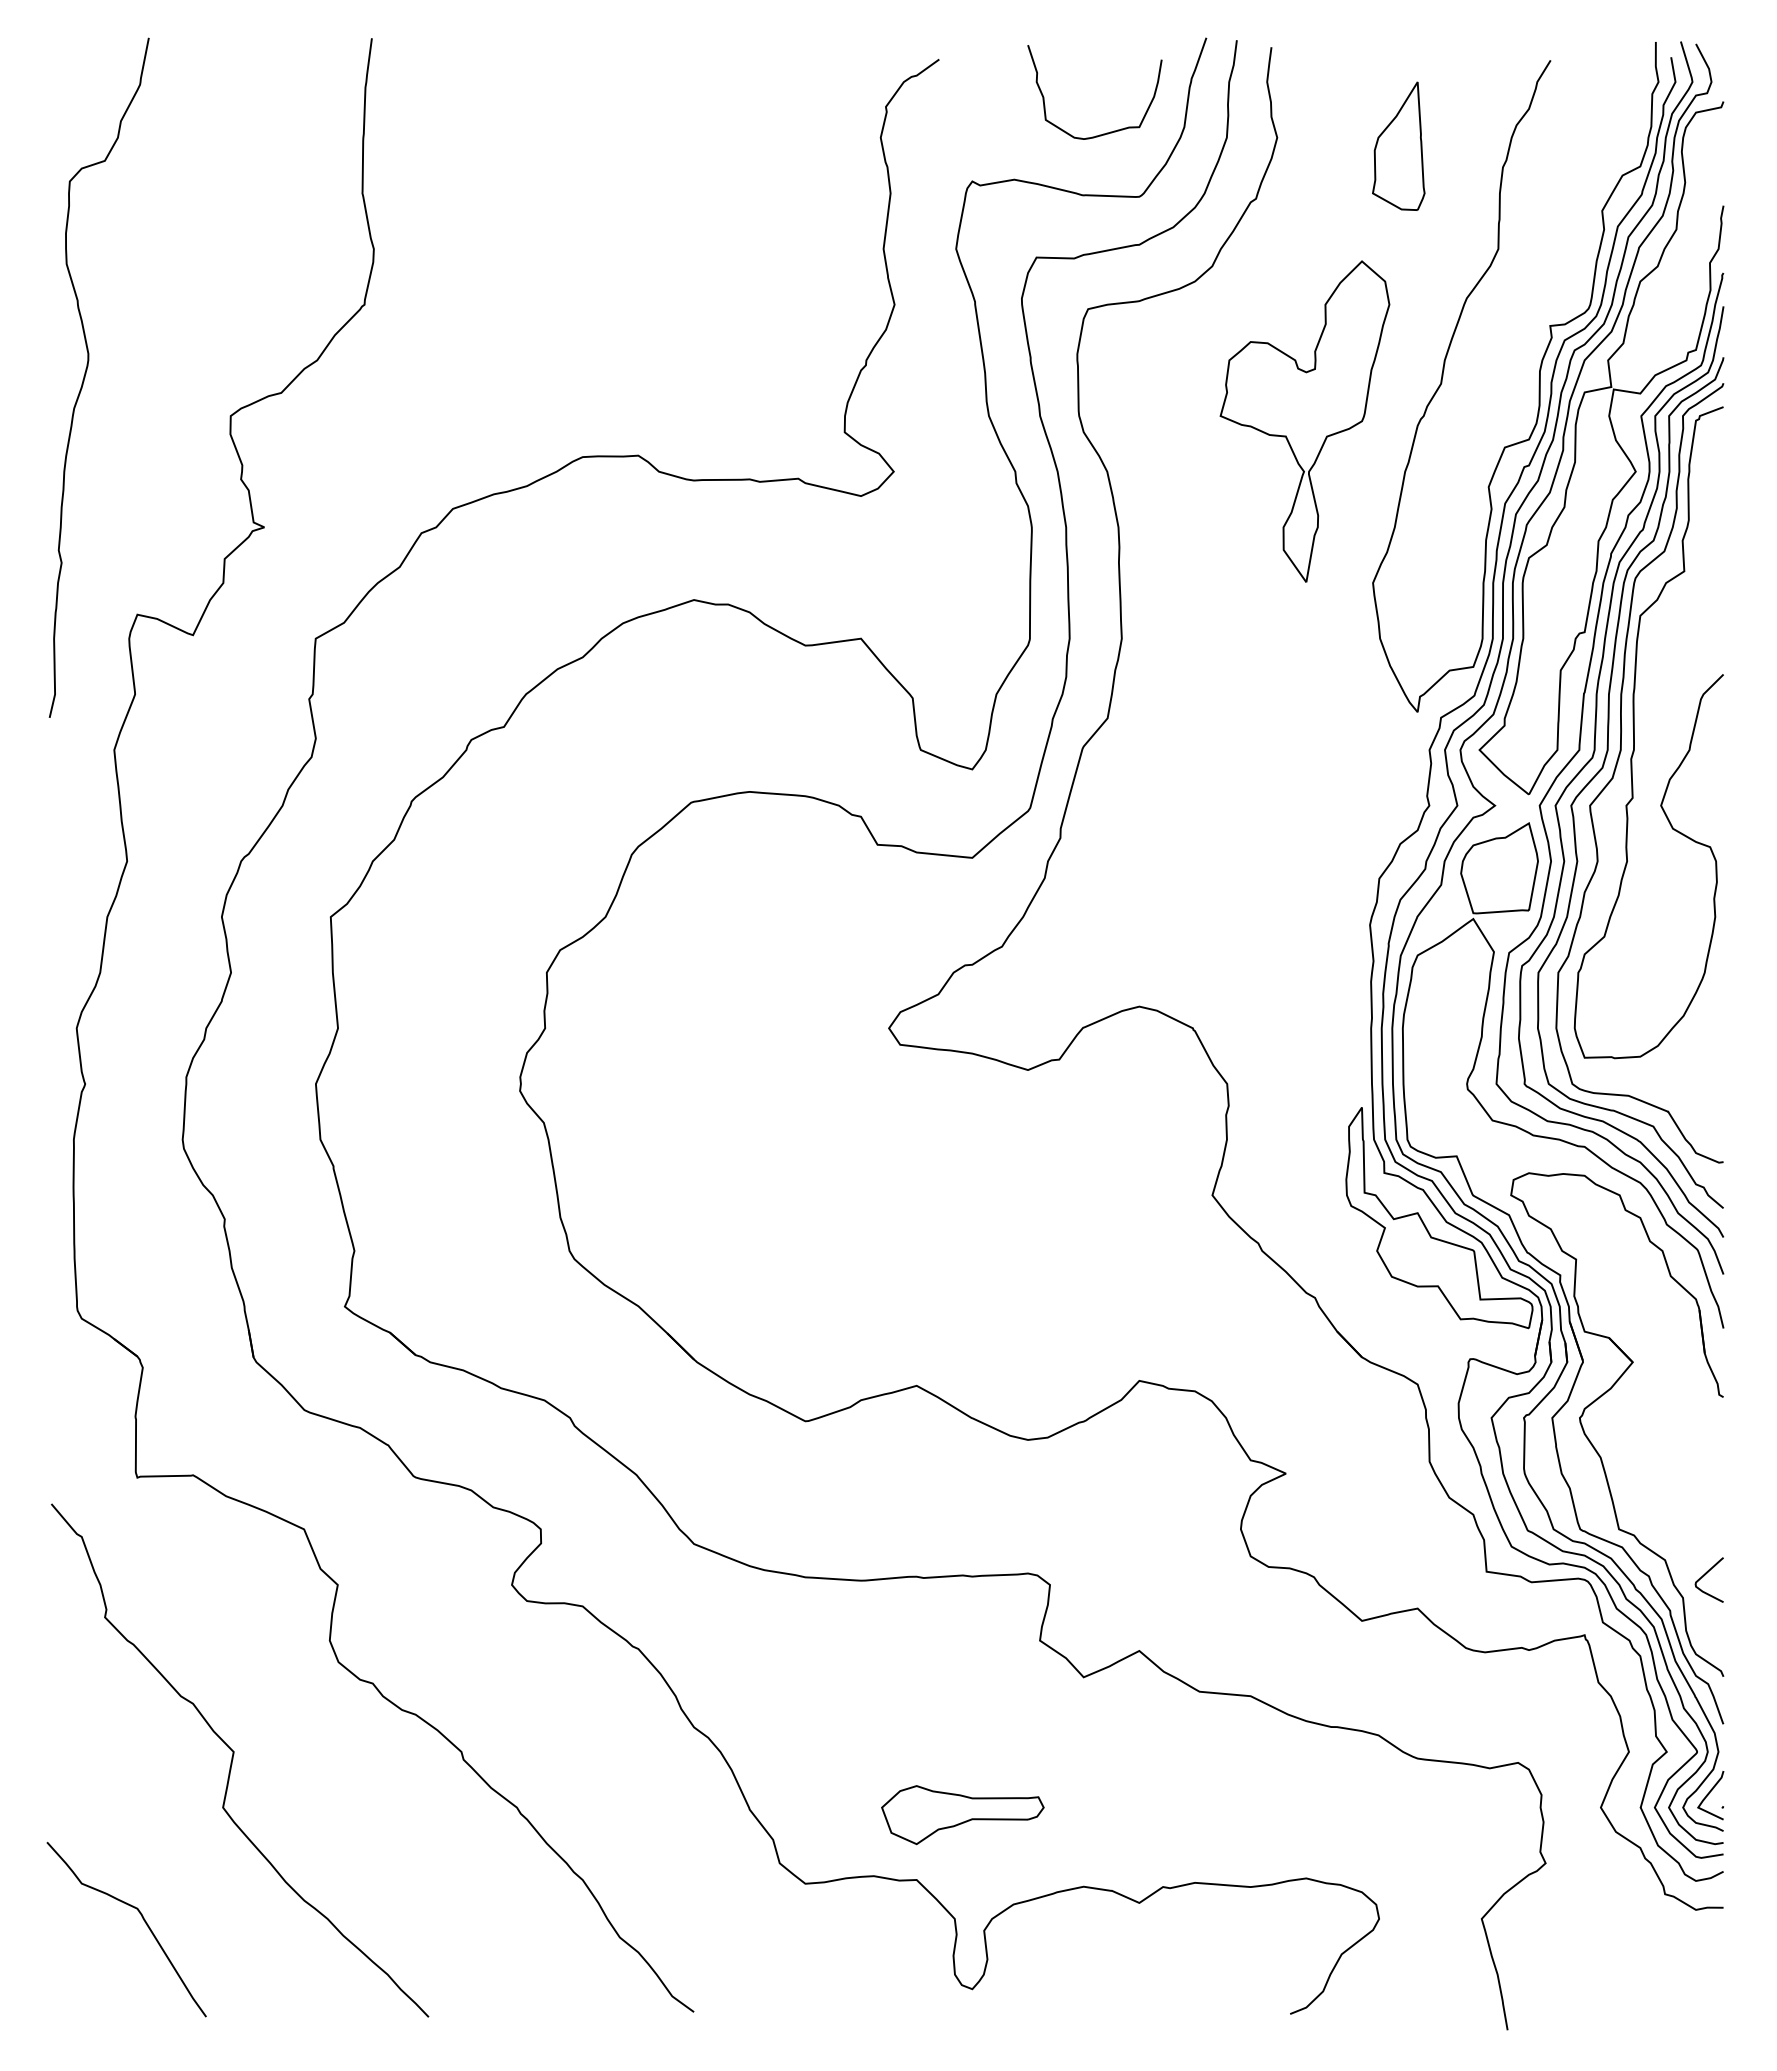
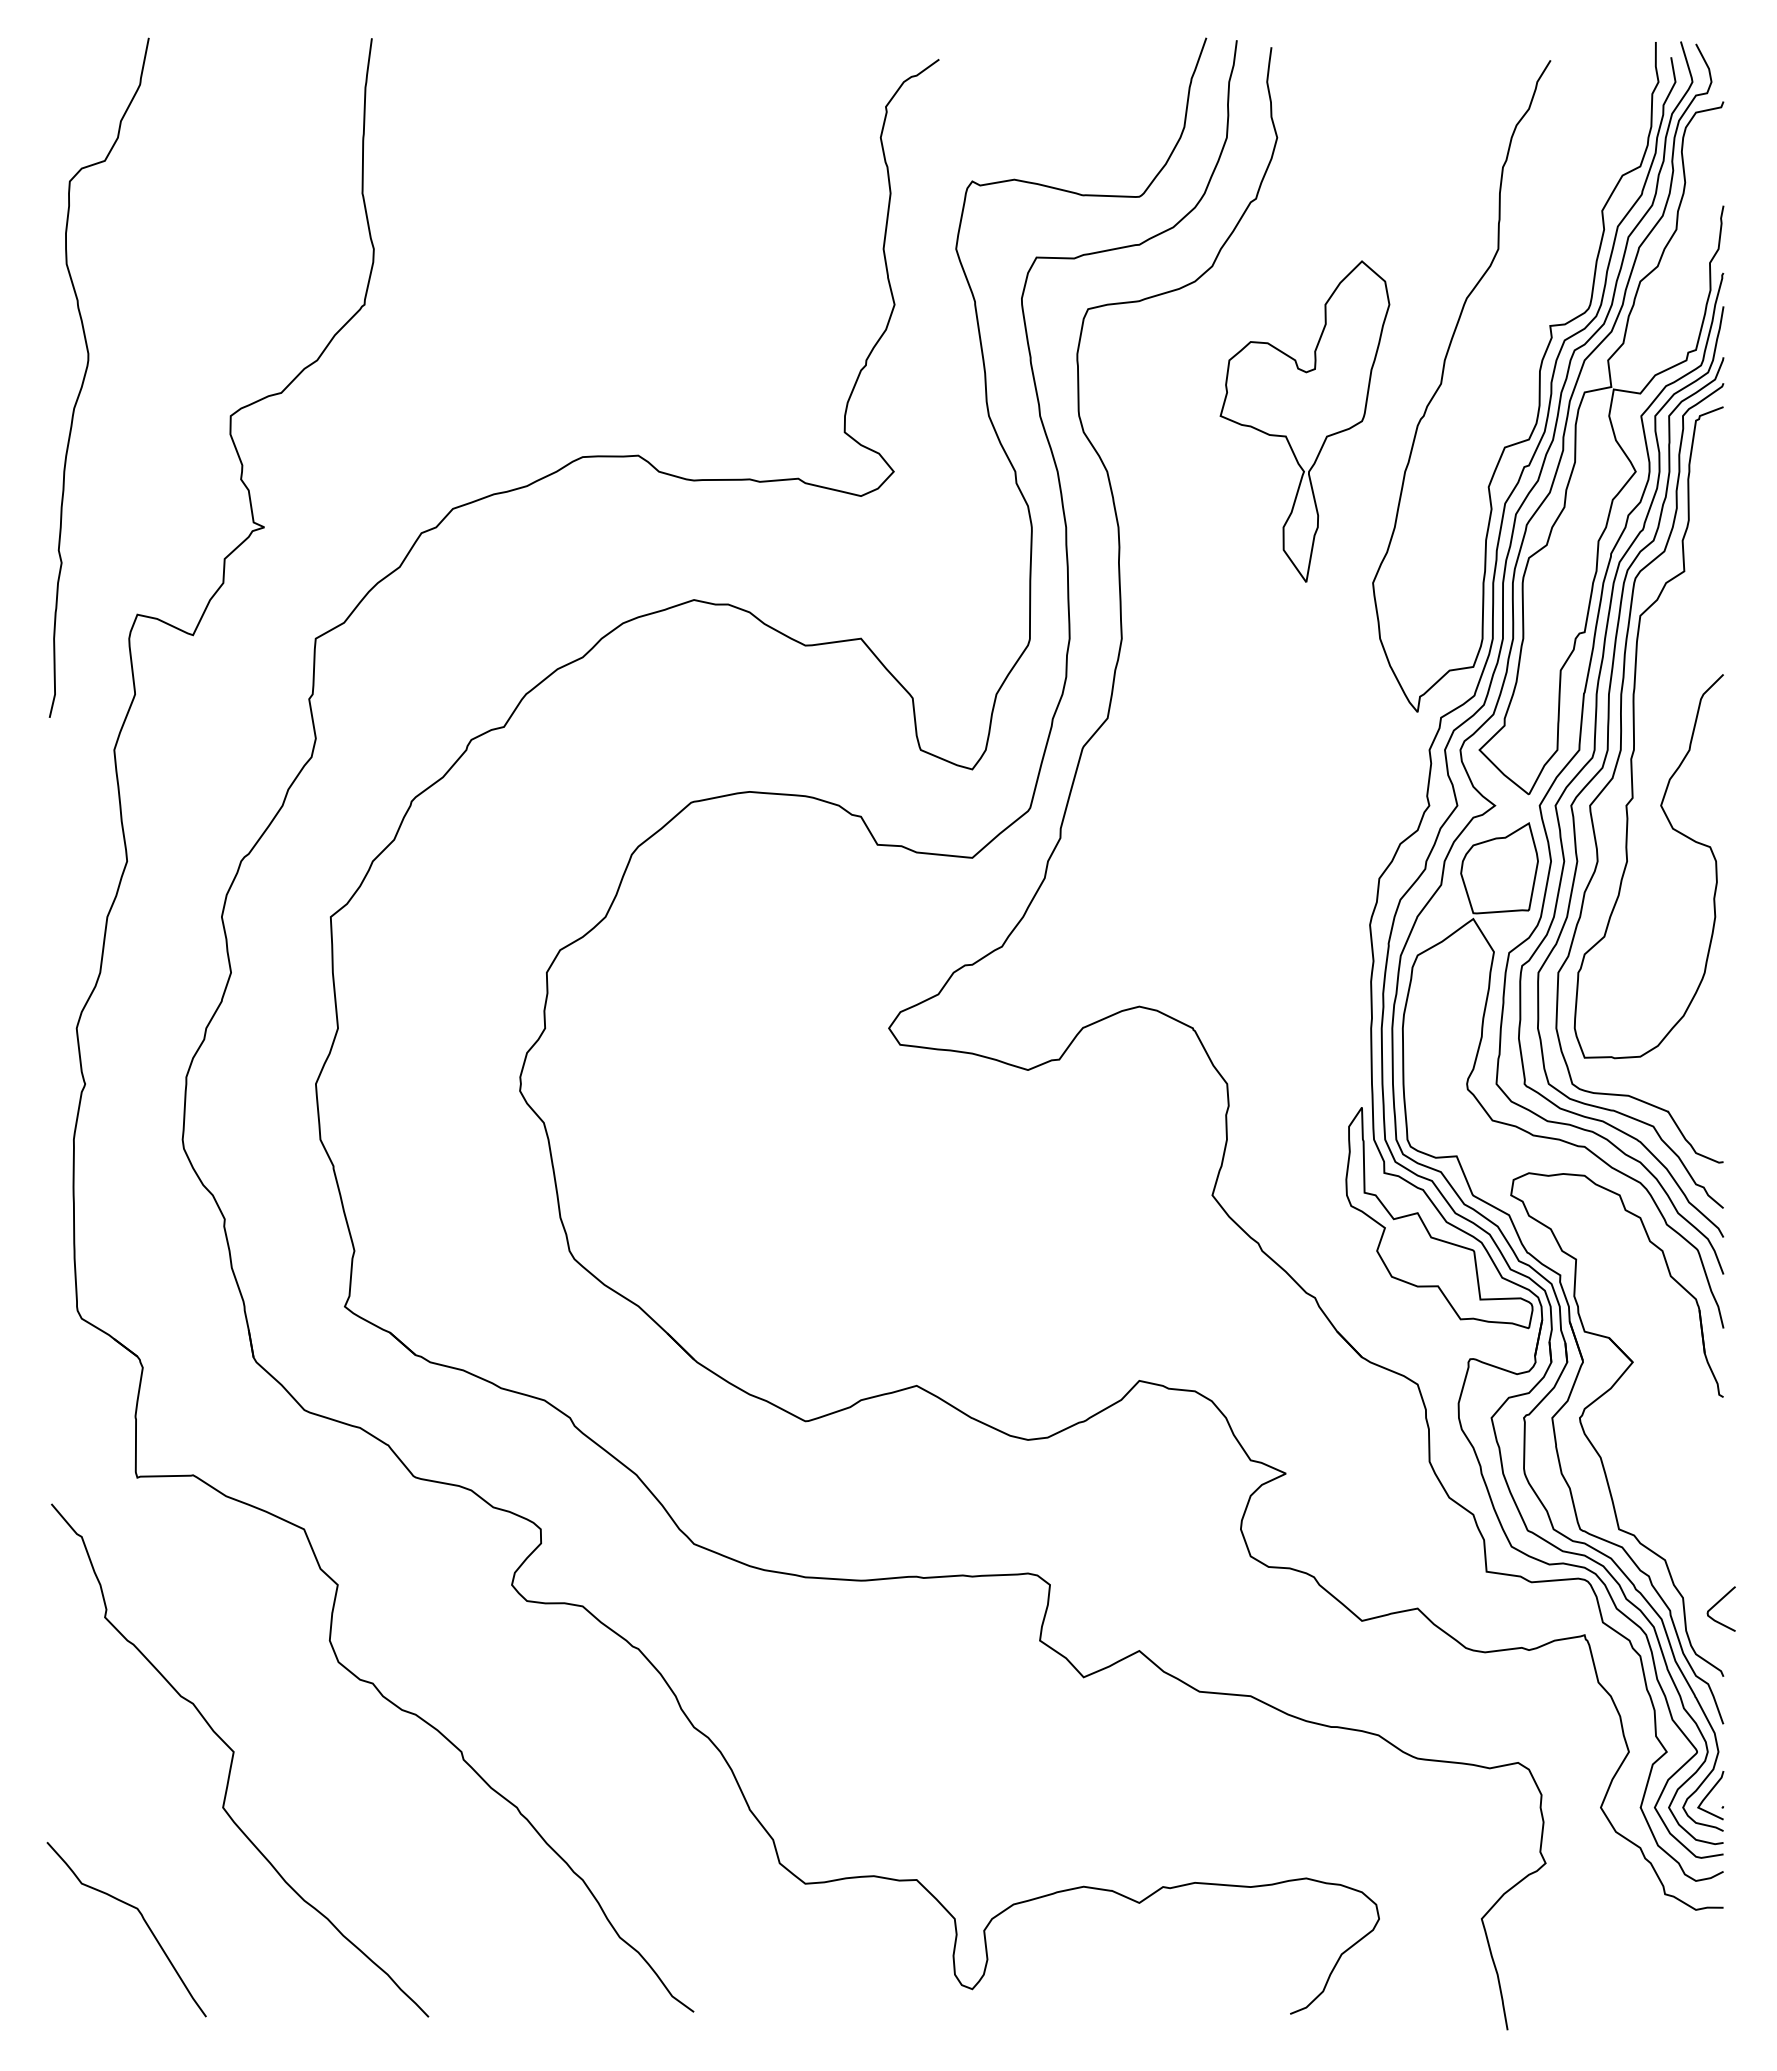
curve: present -> none (1106, 132)
part: present -> none (1398, 145)
curve position: (1705, 1575) -> (1717, 1604) (1717, 1604)
part: present -> none (962, 1815)
